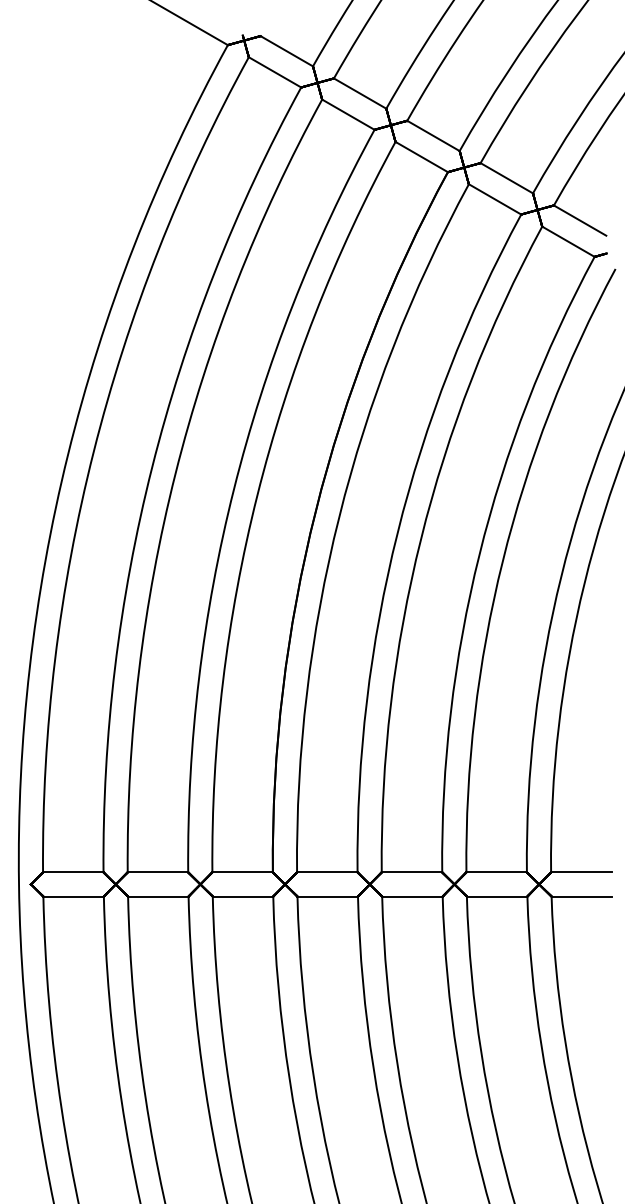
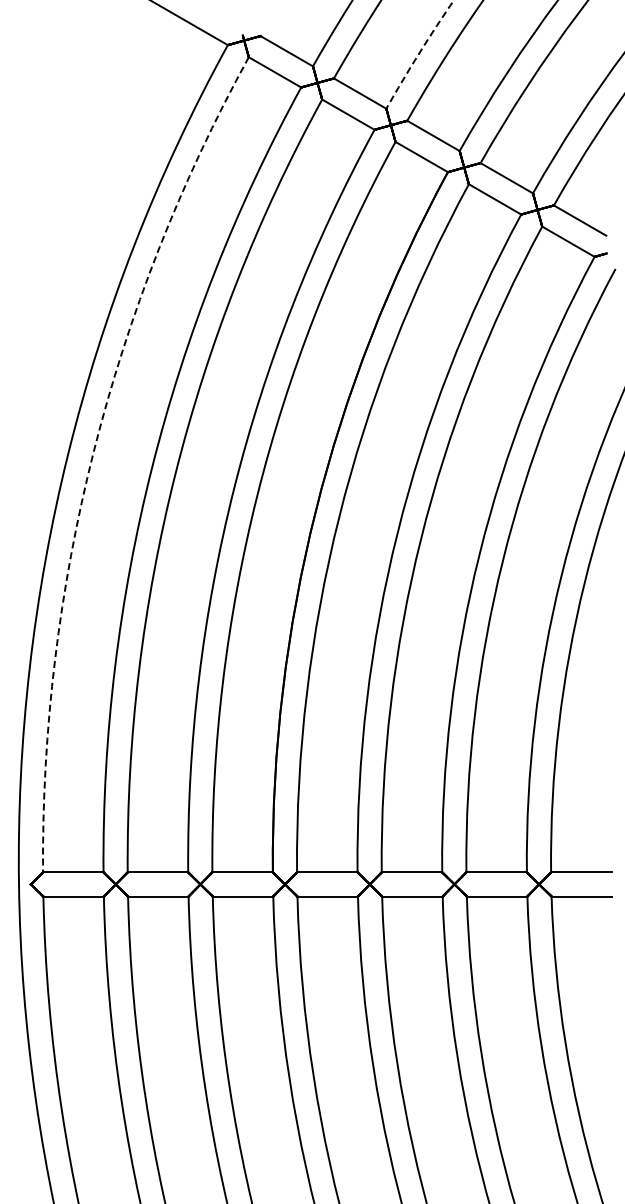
arc: solid -> dashed (419, 53)
arc: solid -> dashed (93, 451)
